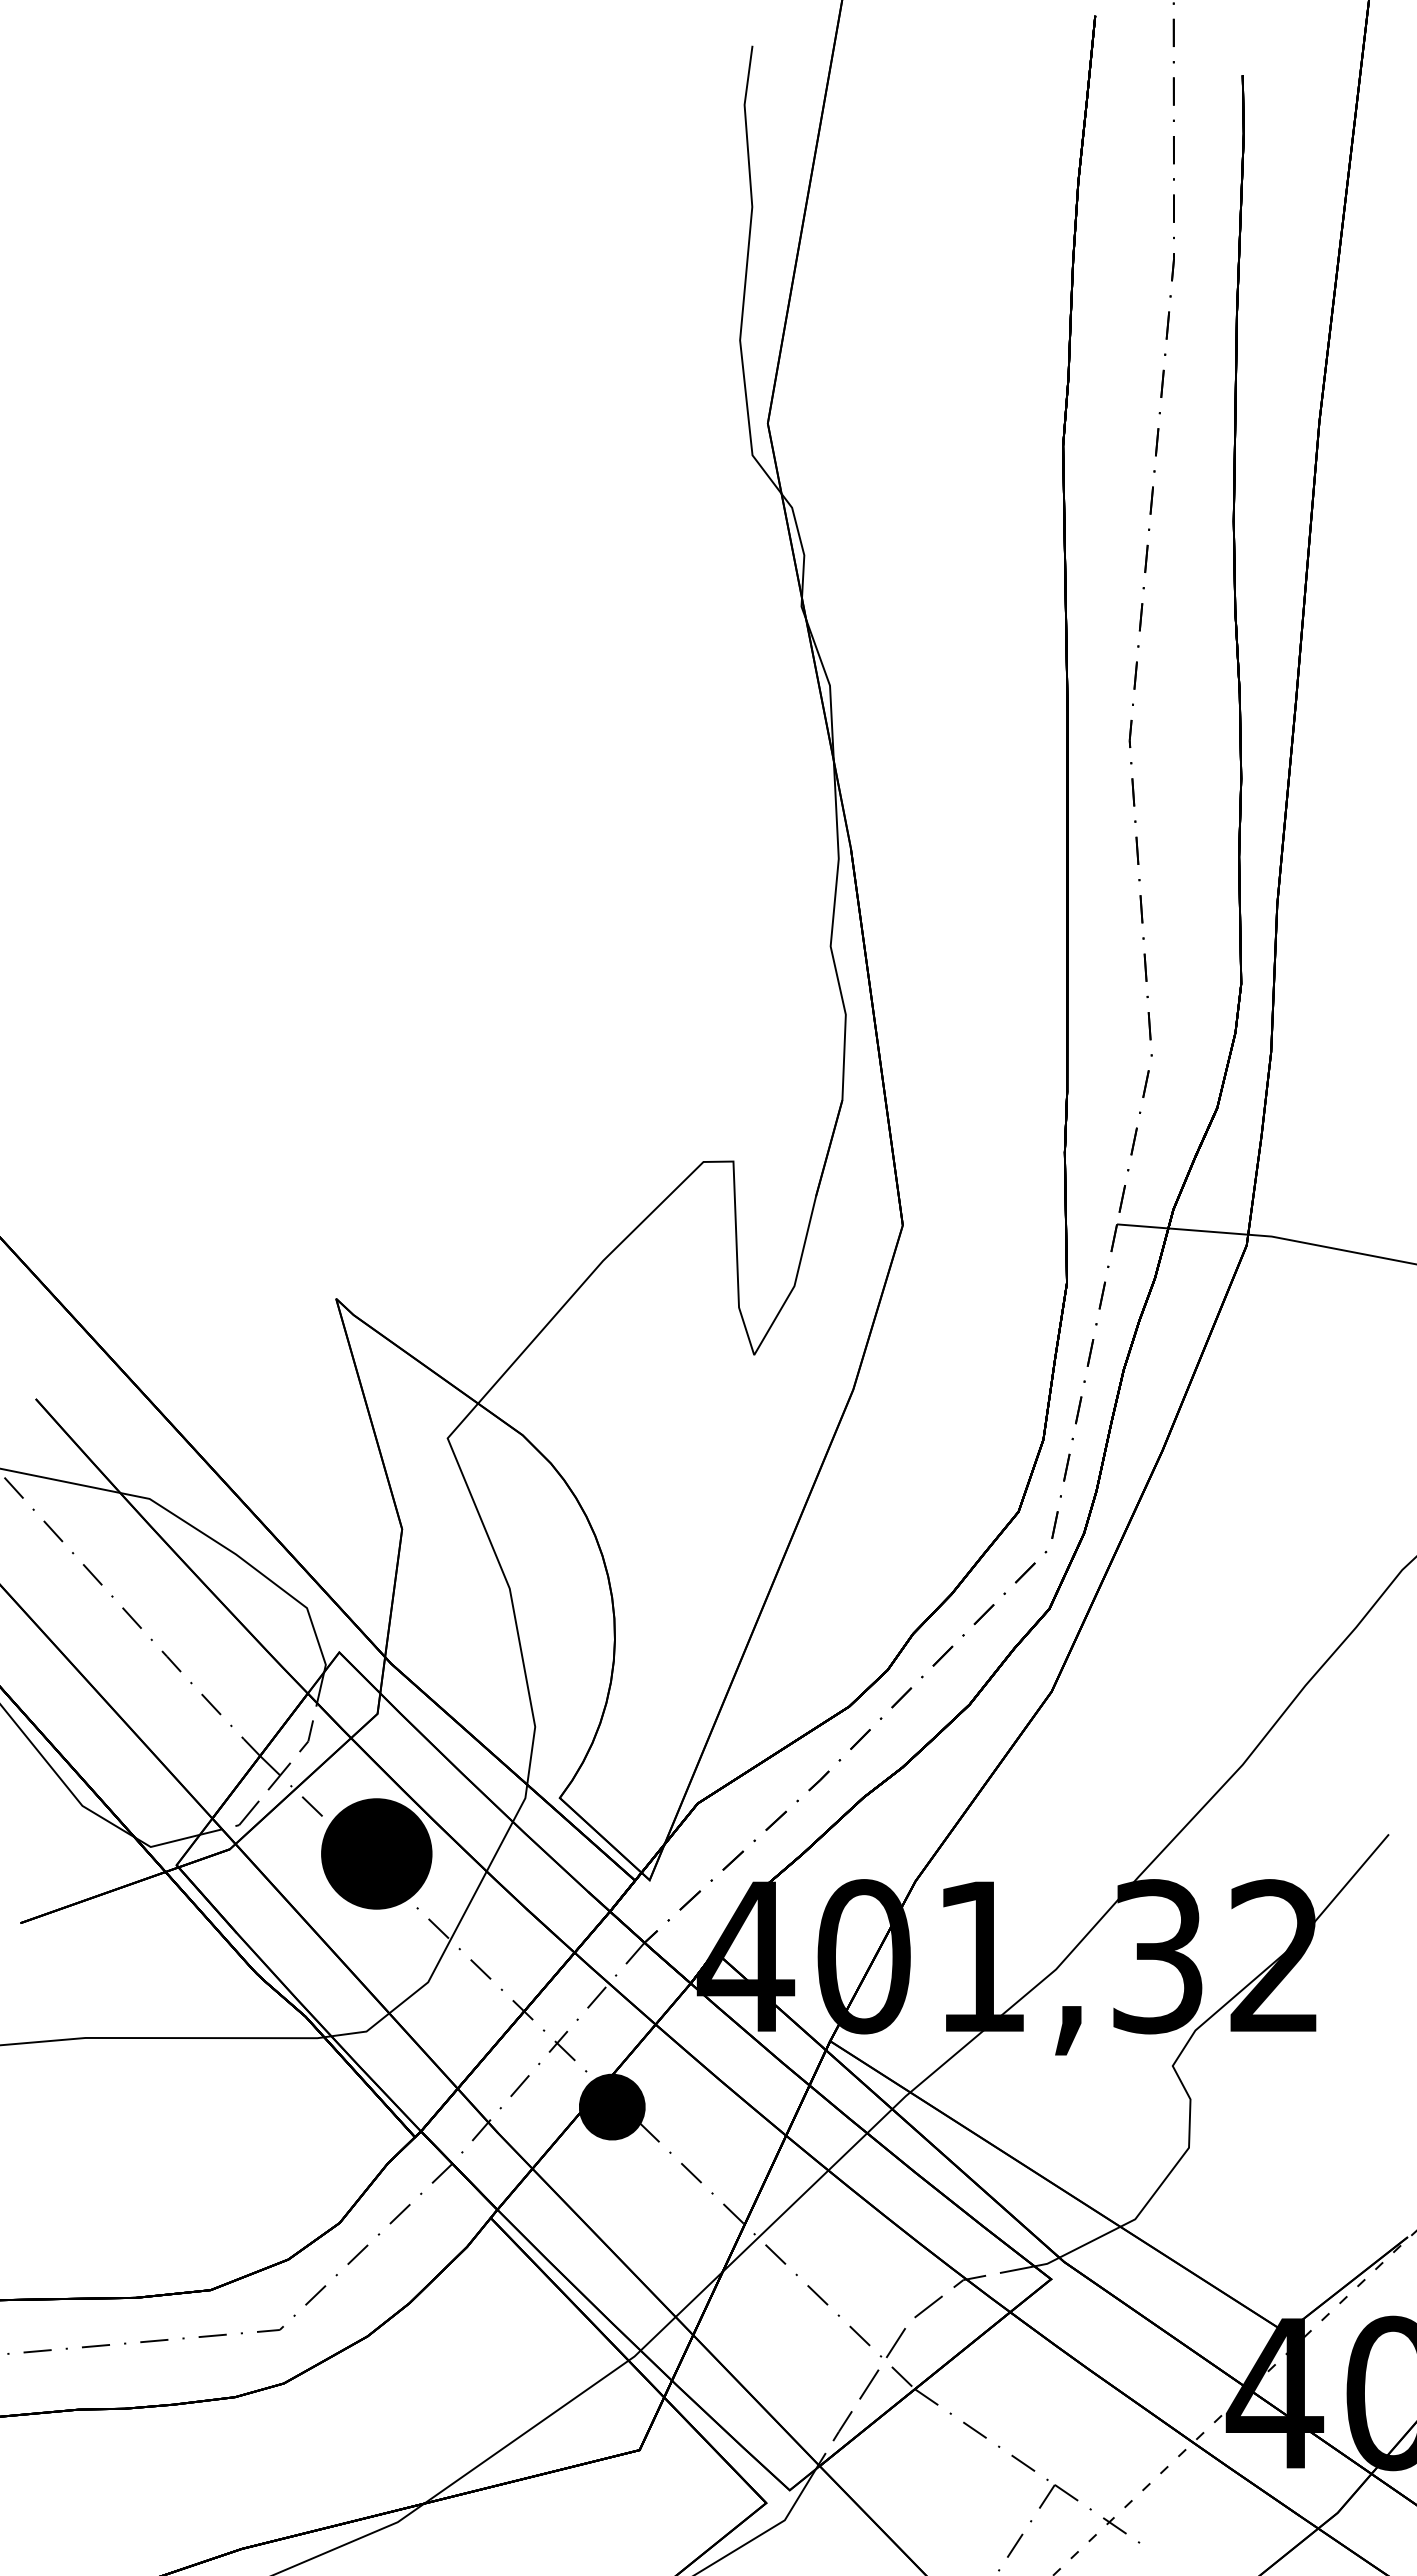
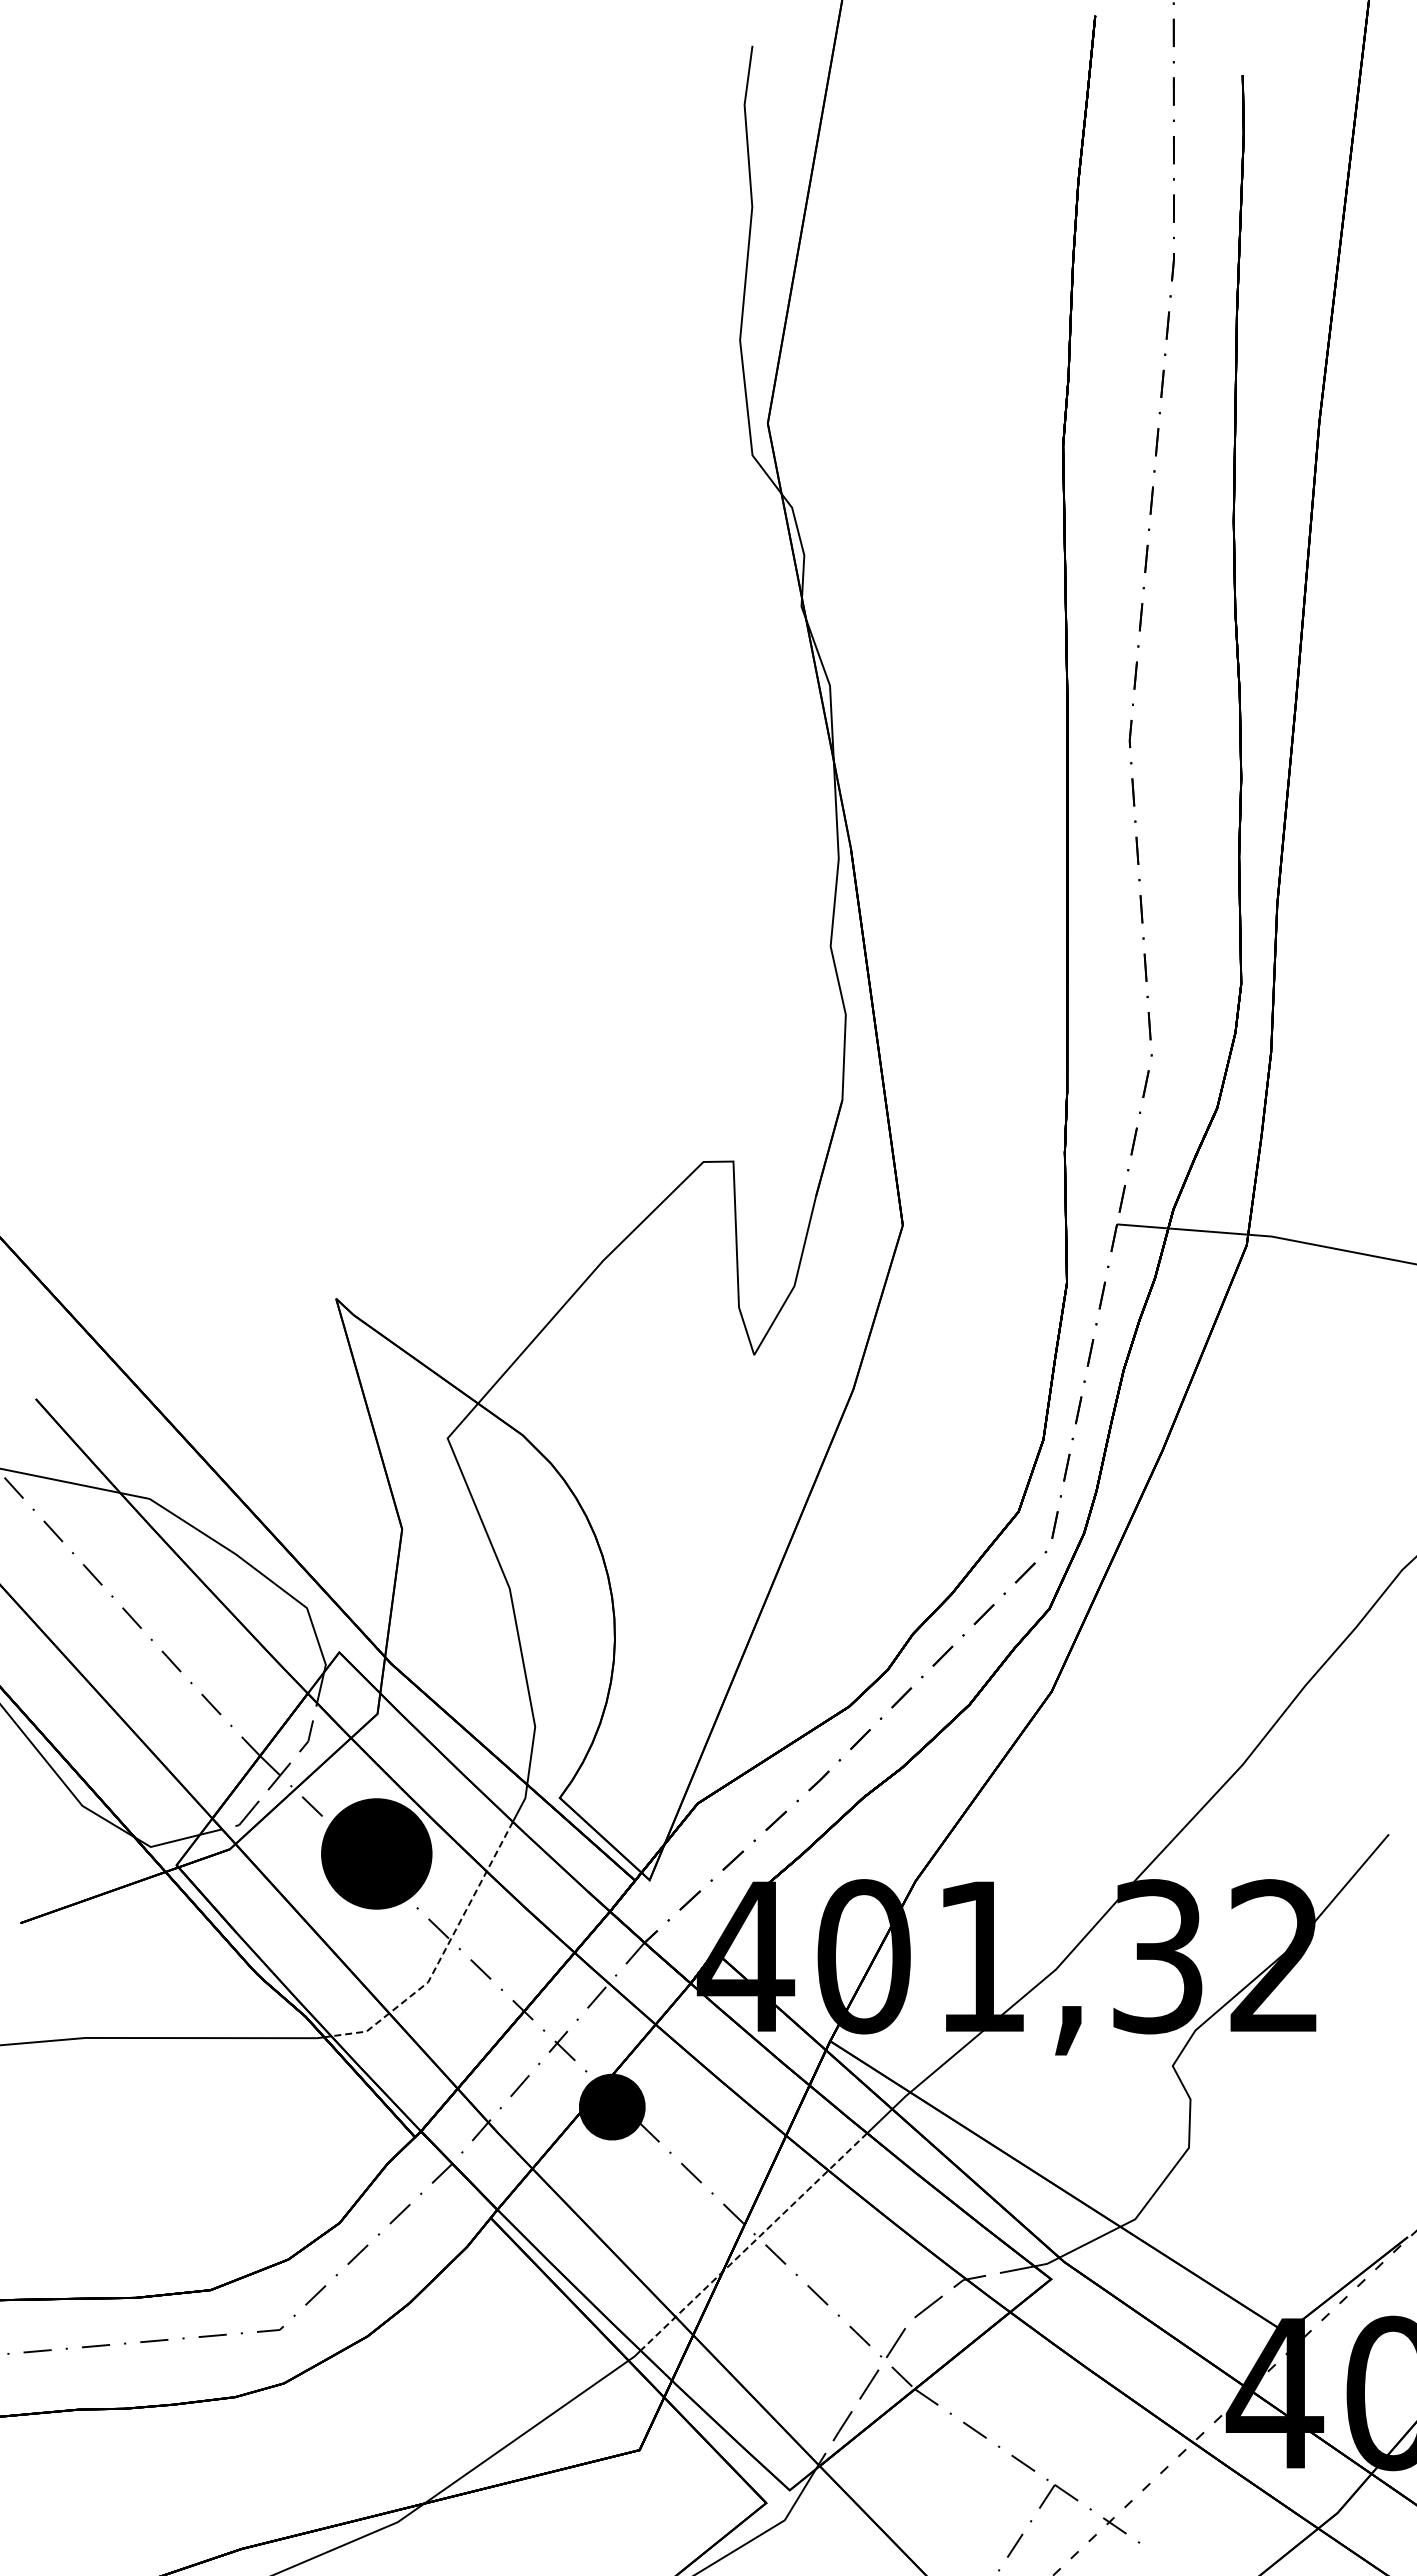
line: solid -> dashed (443, 1954)
line: solid -> dashed (753, 2242)
